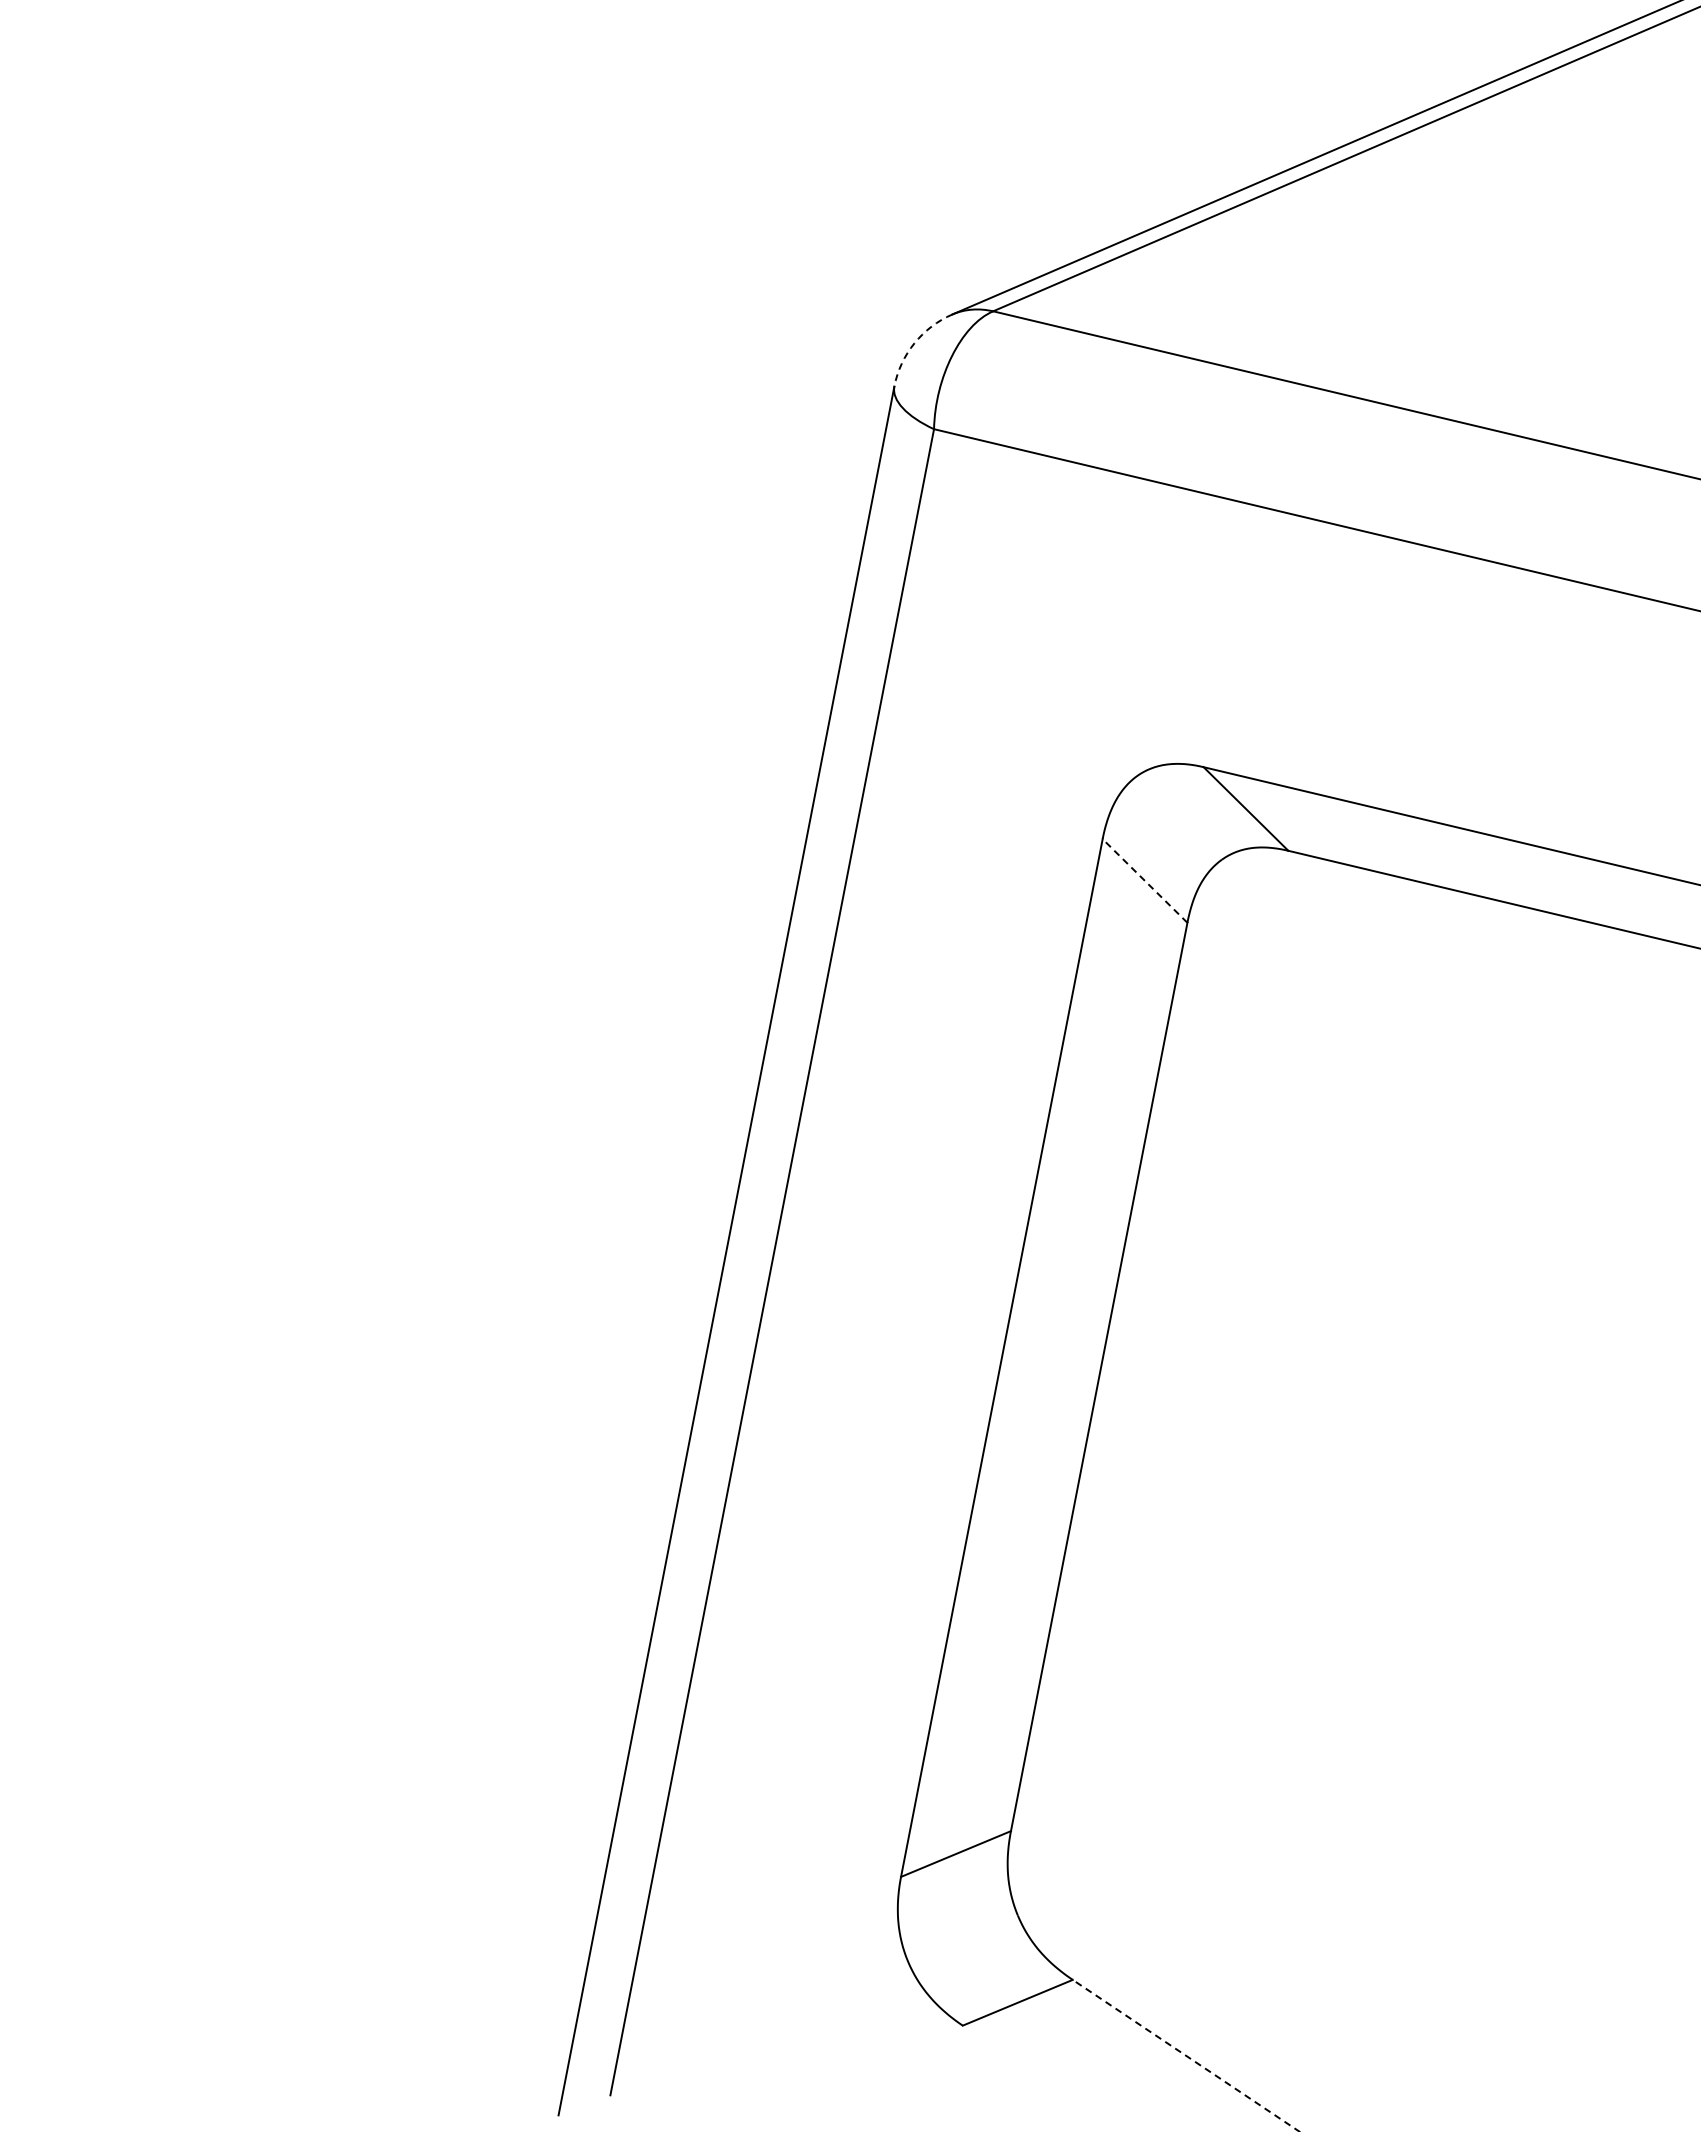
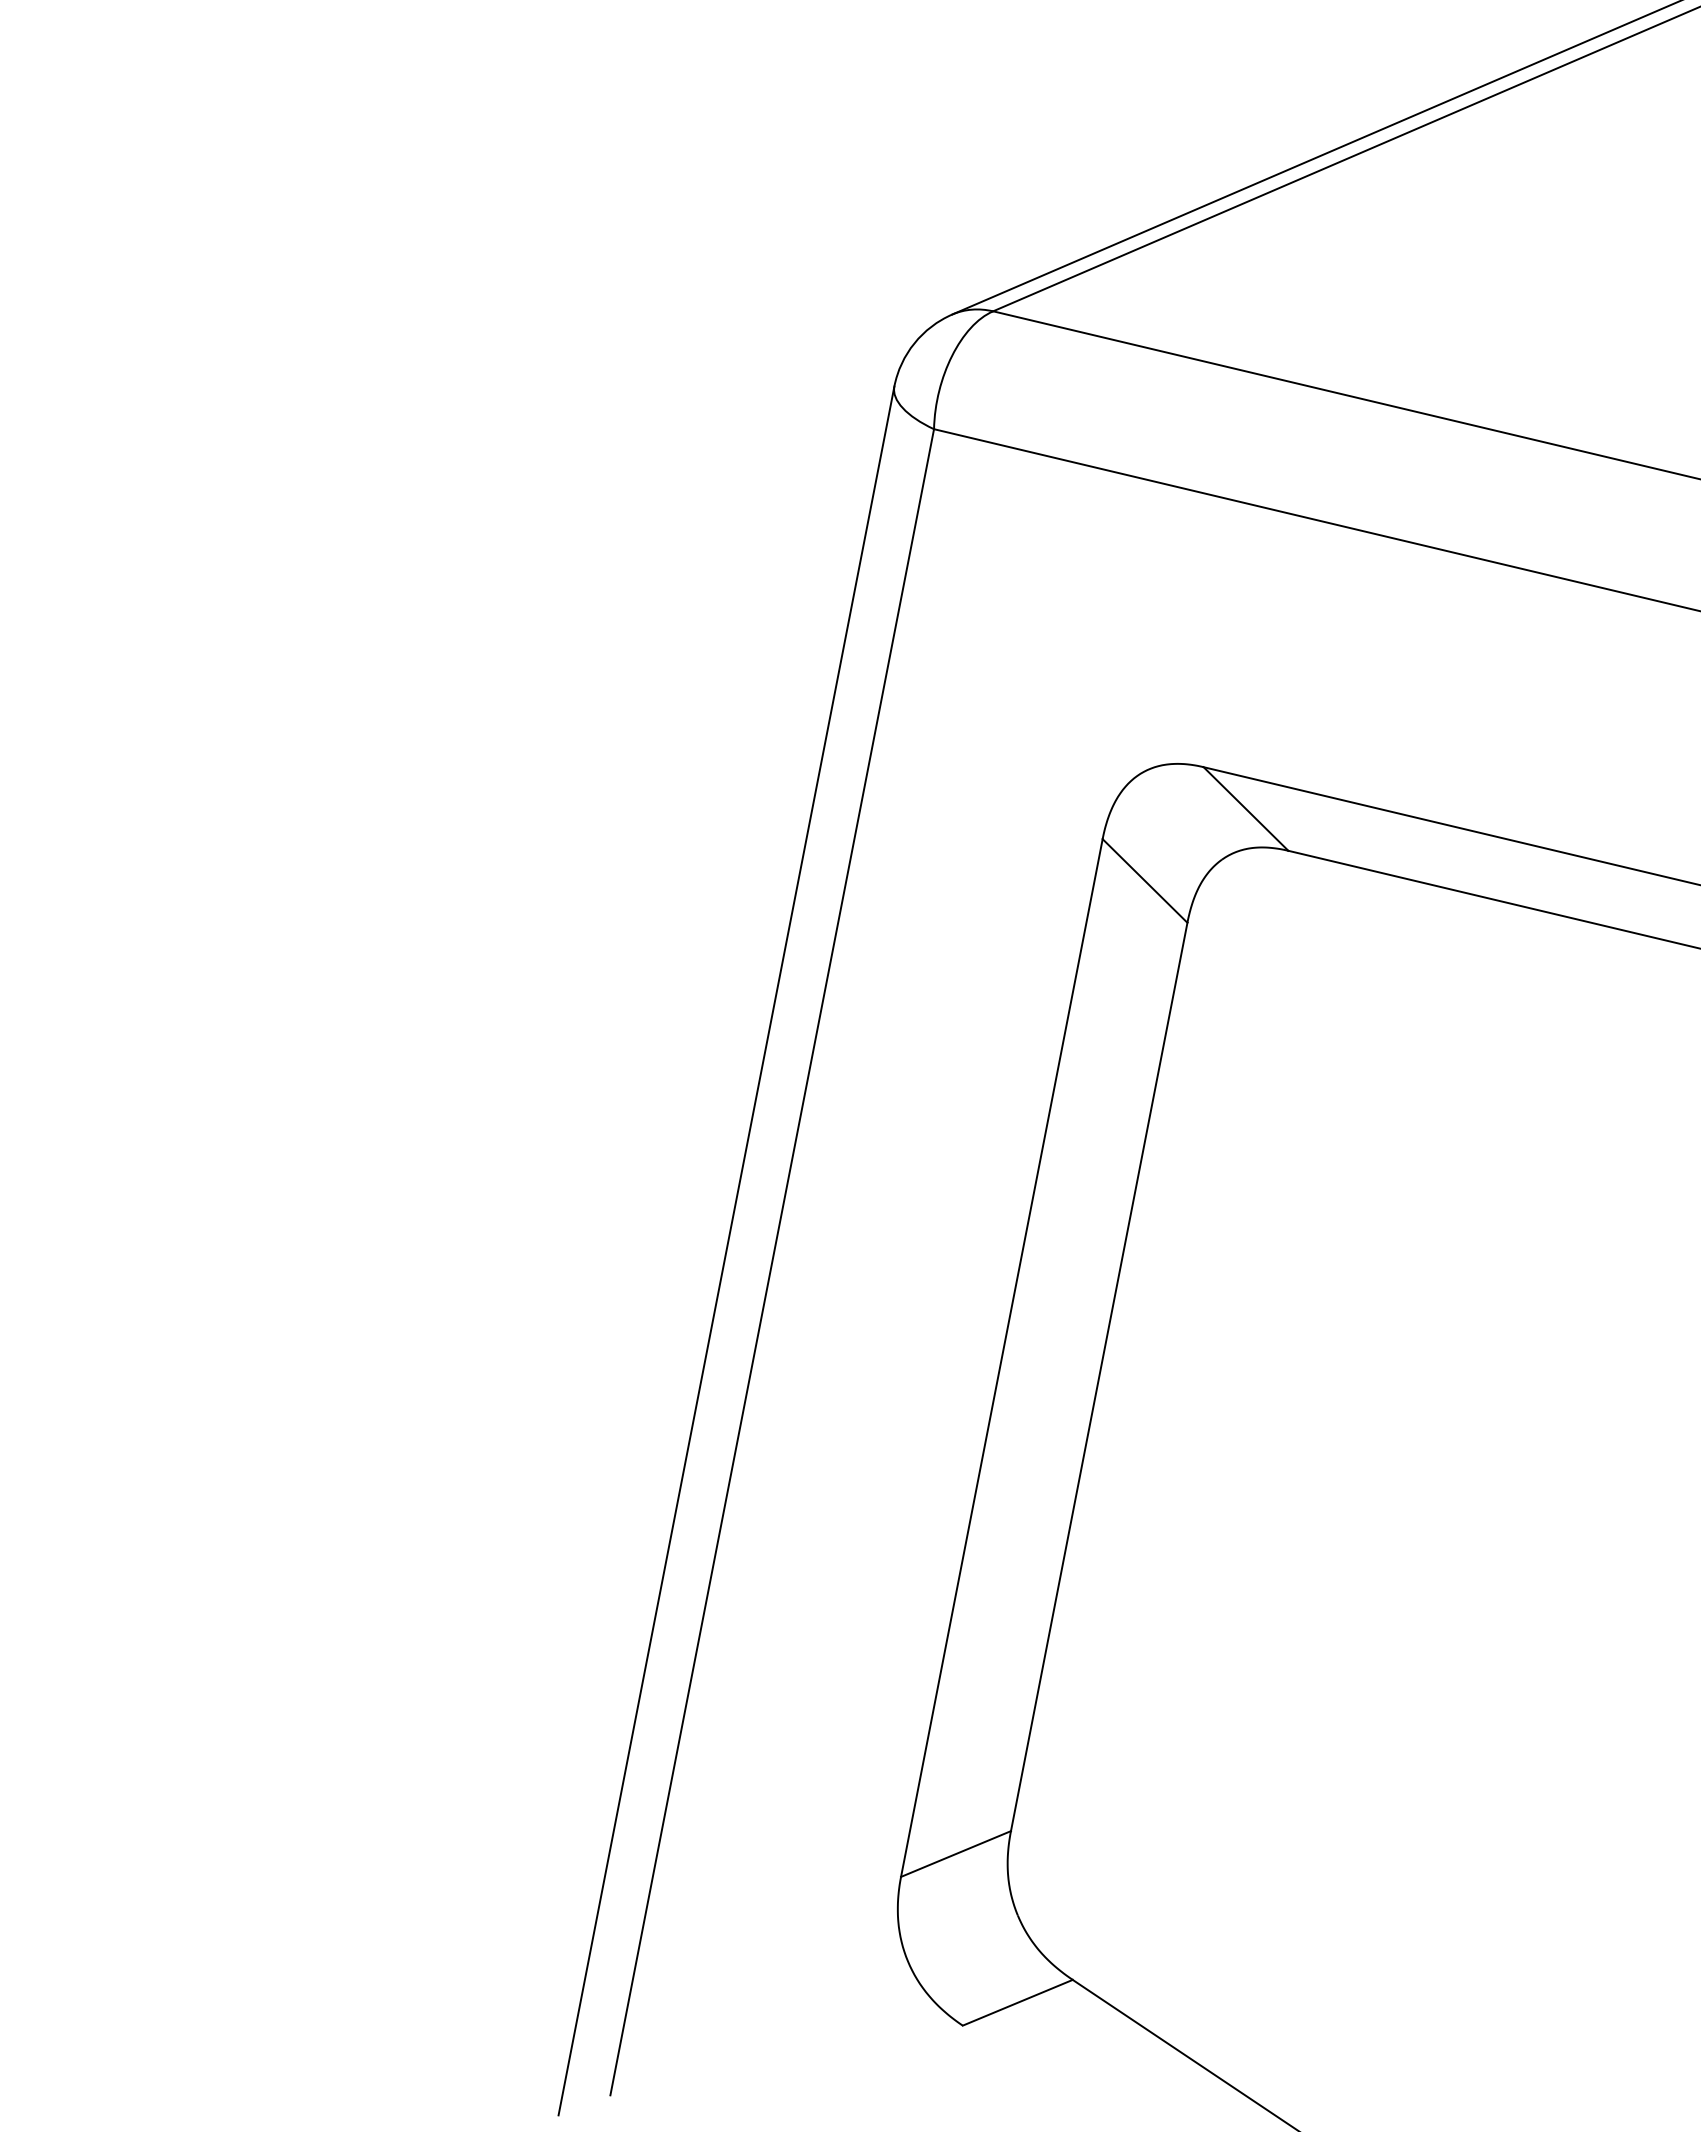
arc: dashed -> solid (914, 343)
line: dashed -> solid (1145, 880)
line: dashed -> solid (1185, 2055)
